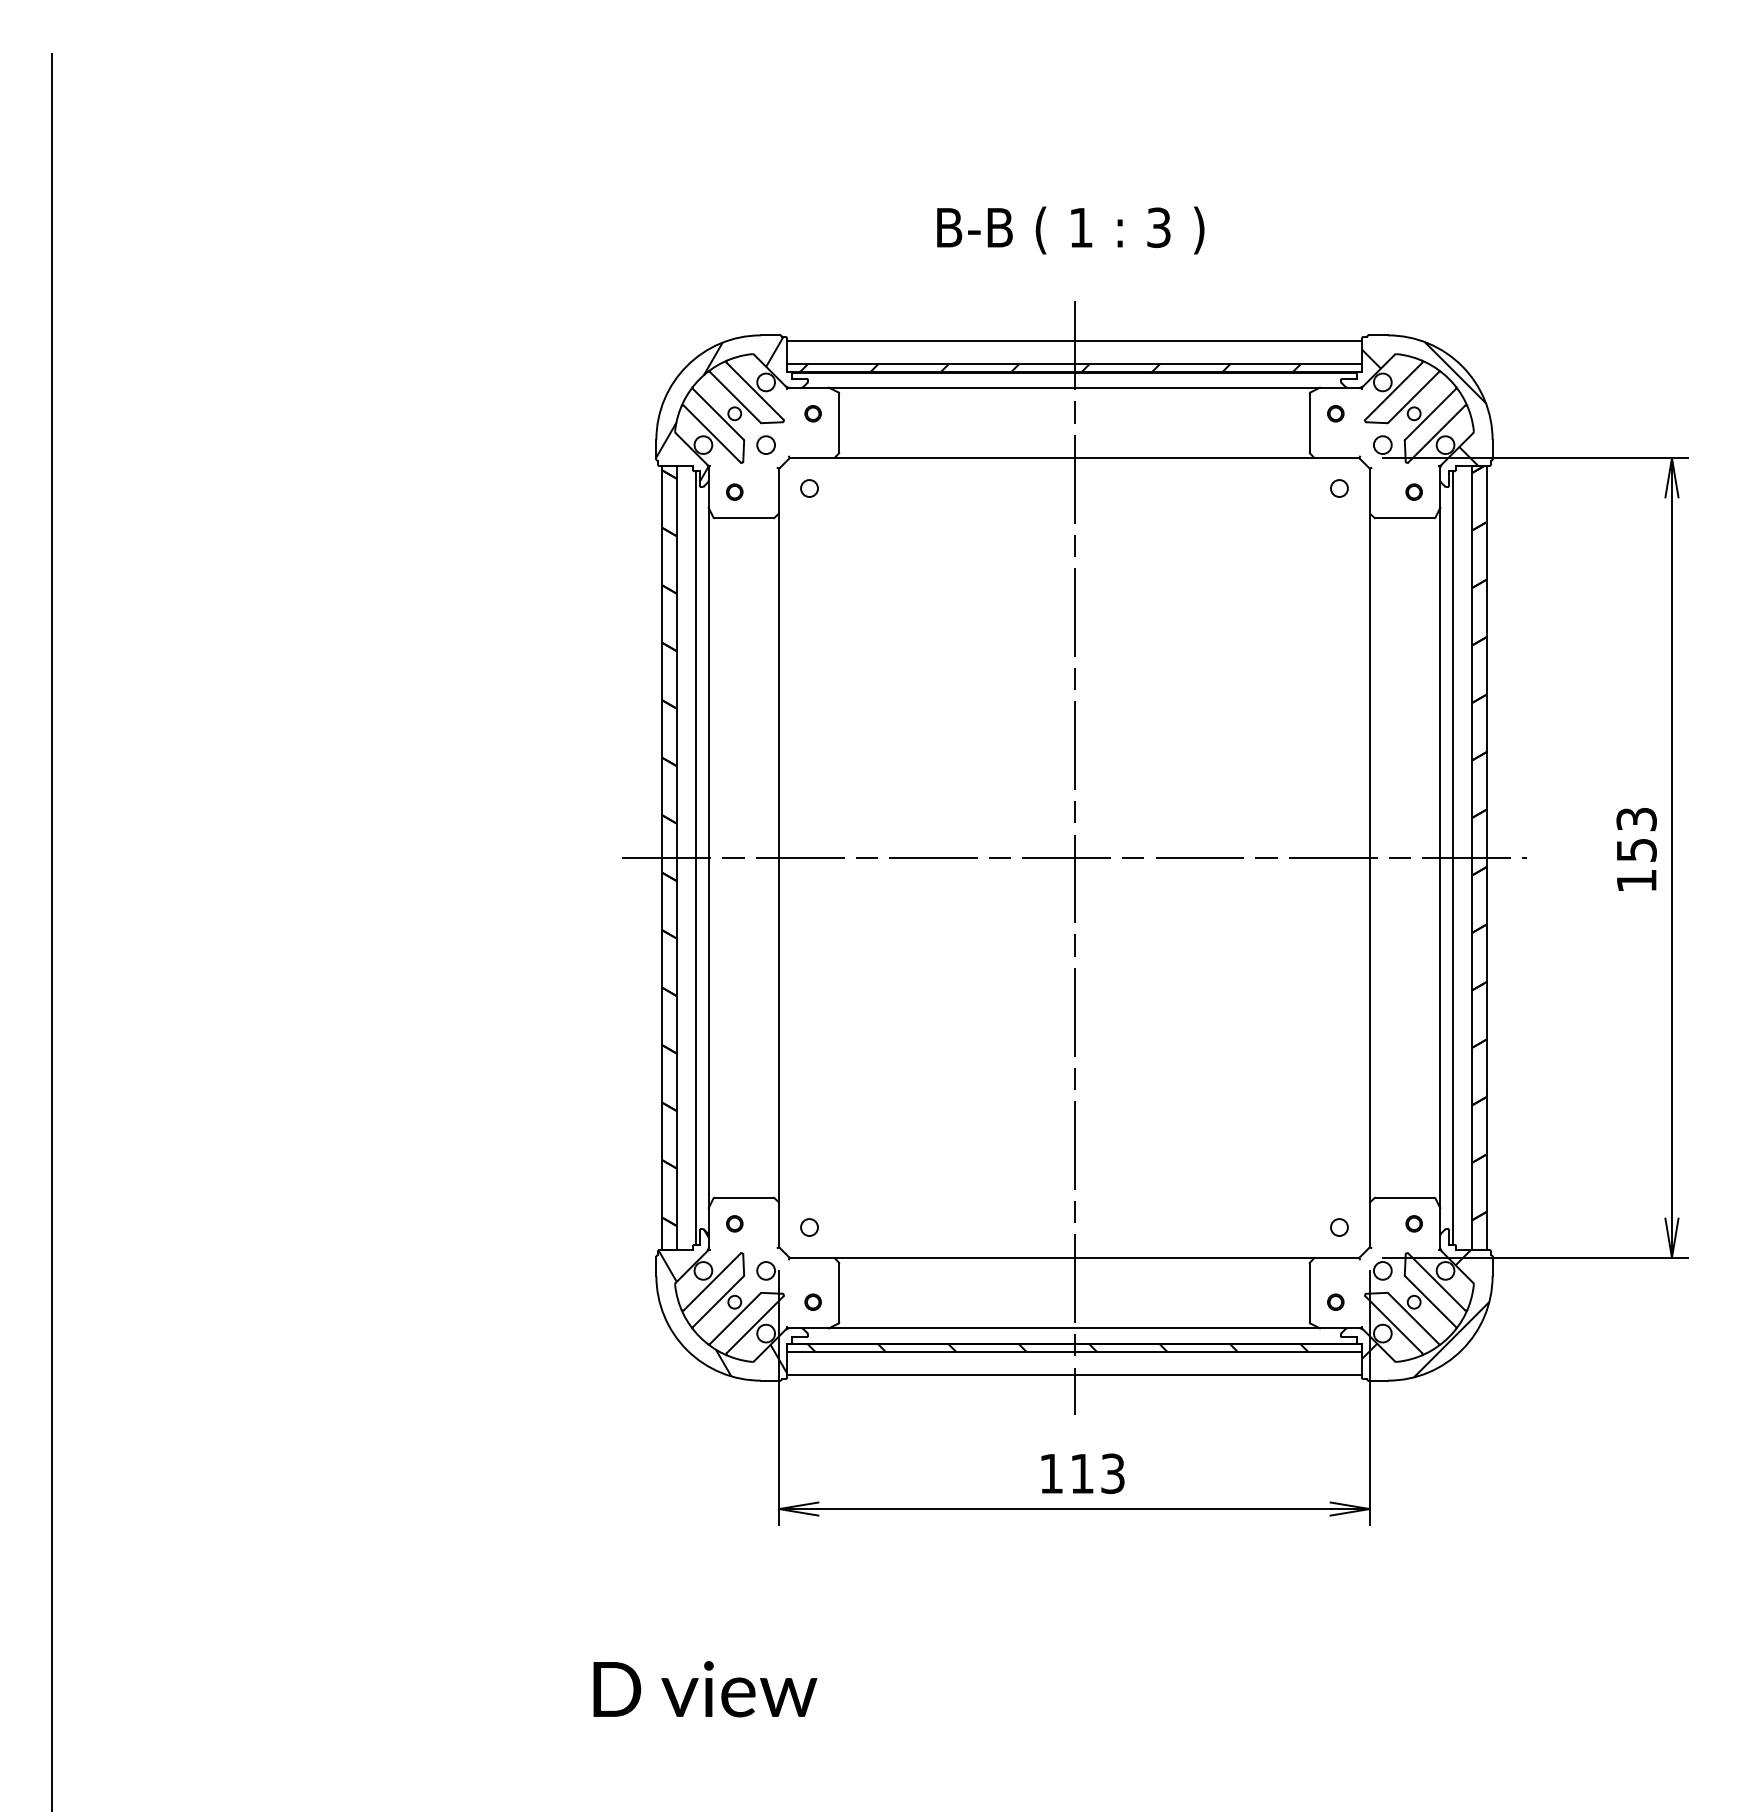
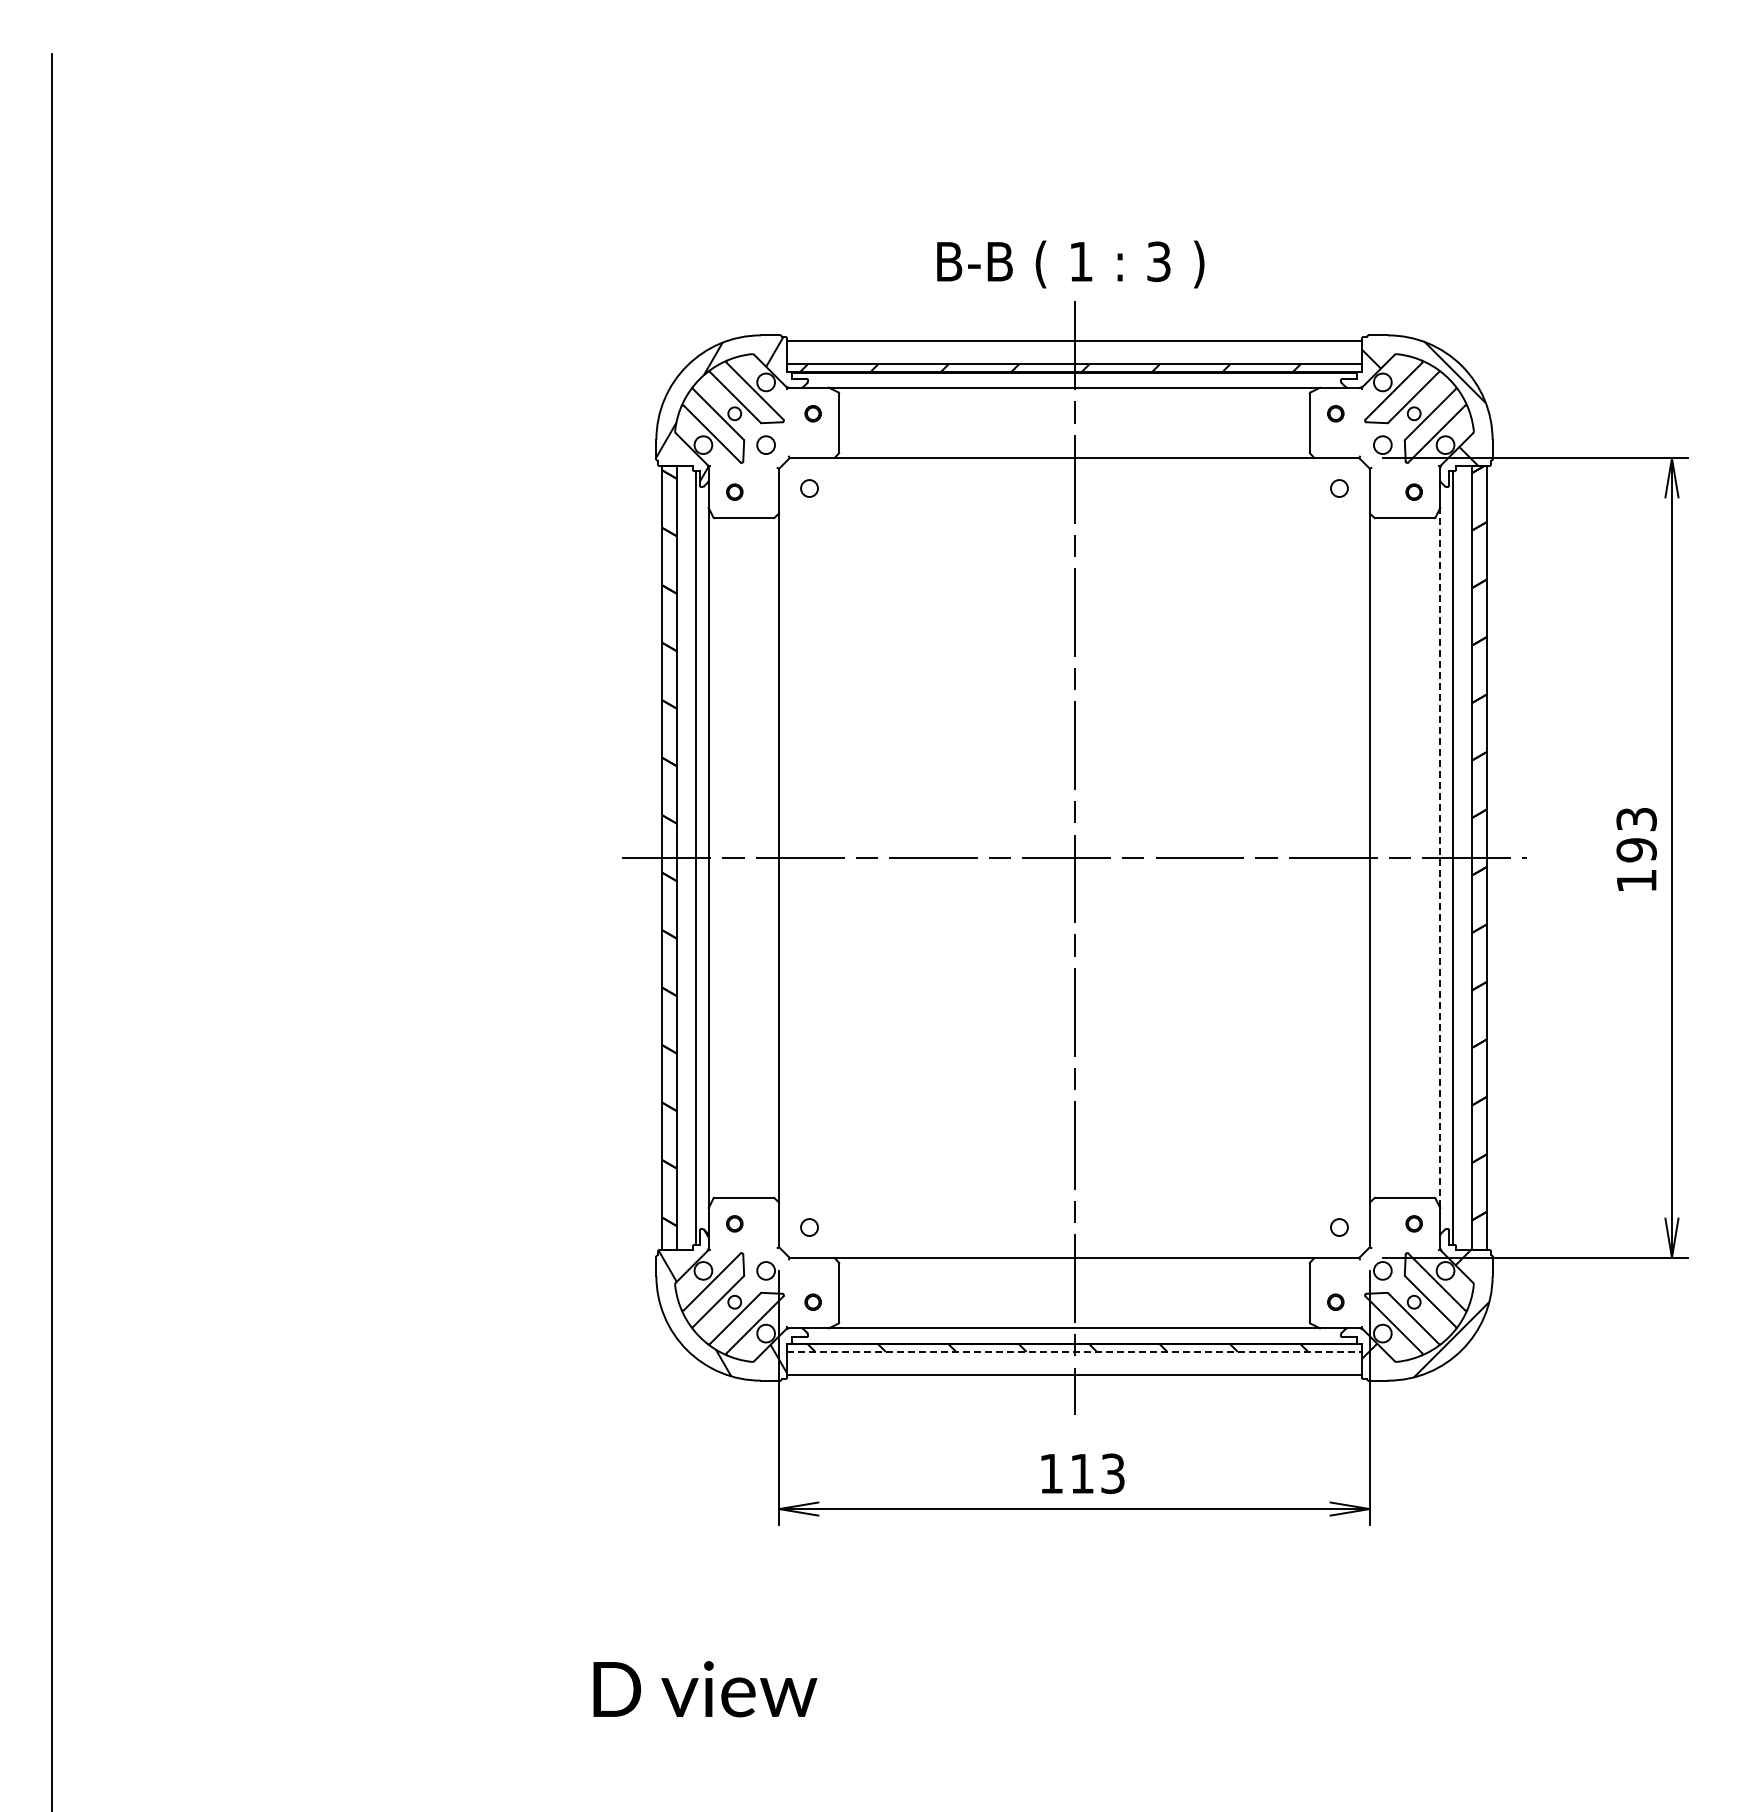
text position: (1070, 230) -> (1070, 264) (1070, 264)
text: 153 -> 193 (1636, 850)
line: solid -> dashed (1440, 858)
line: solid -> dashed (1074, 1351)
